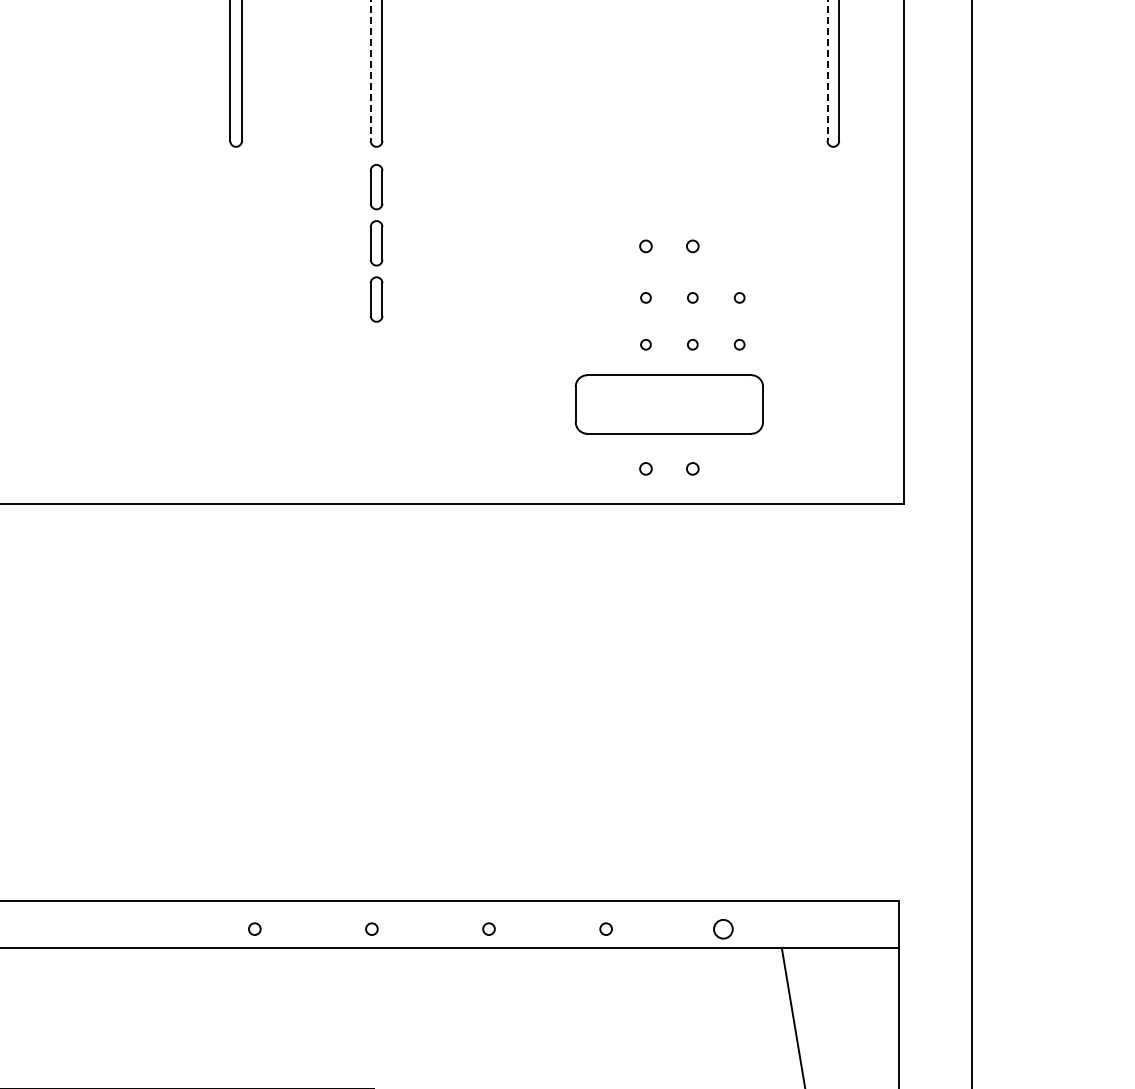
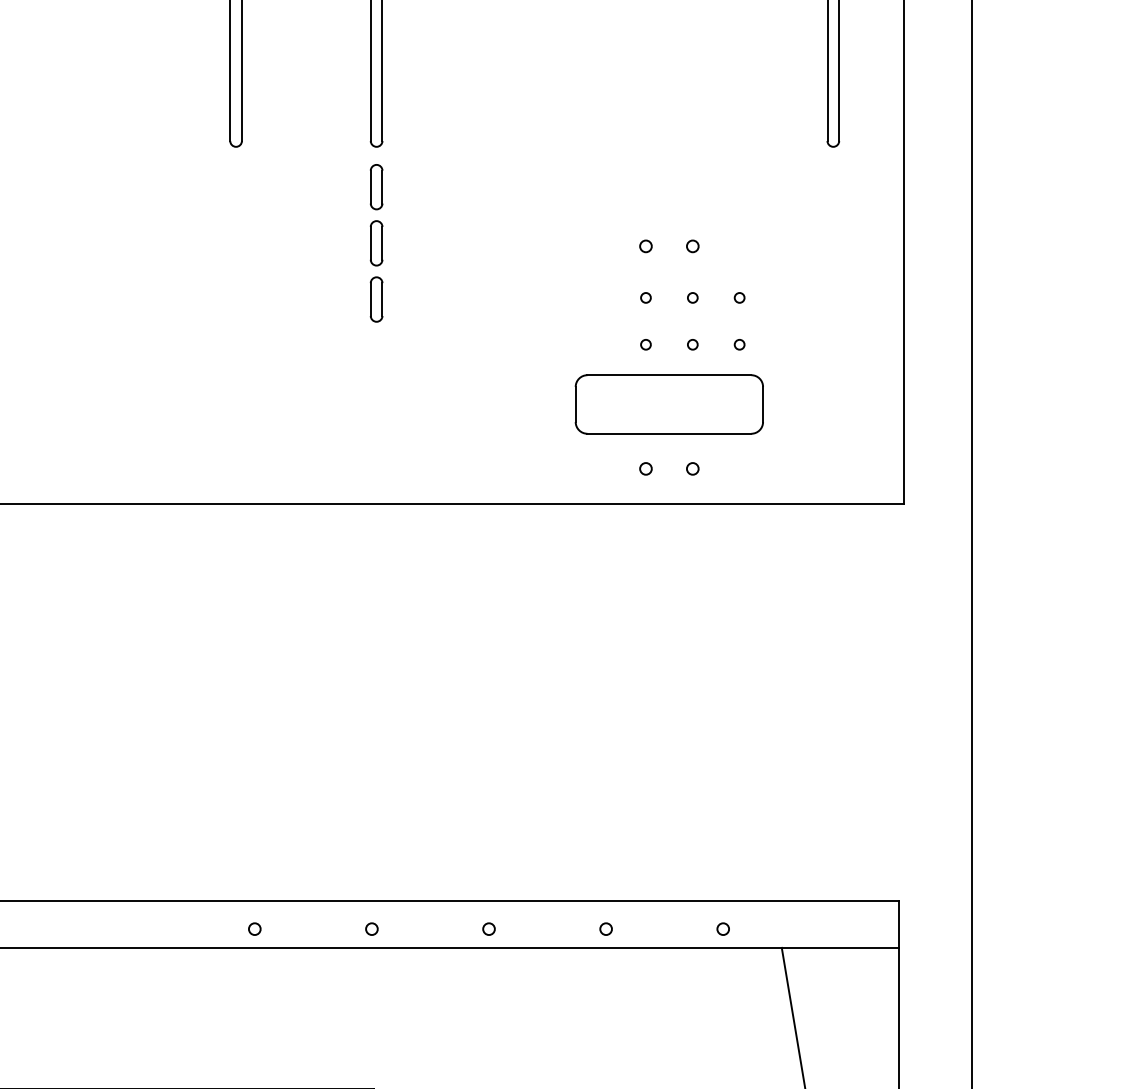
line: dashed -> solid (370, 71)
line: dashed -> solid (827, 71)
circle size: 21x21 px -> 14x14 px (722, 928)
